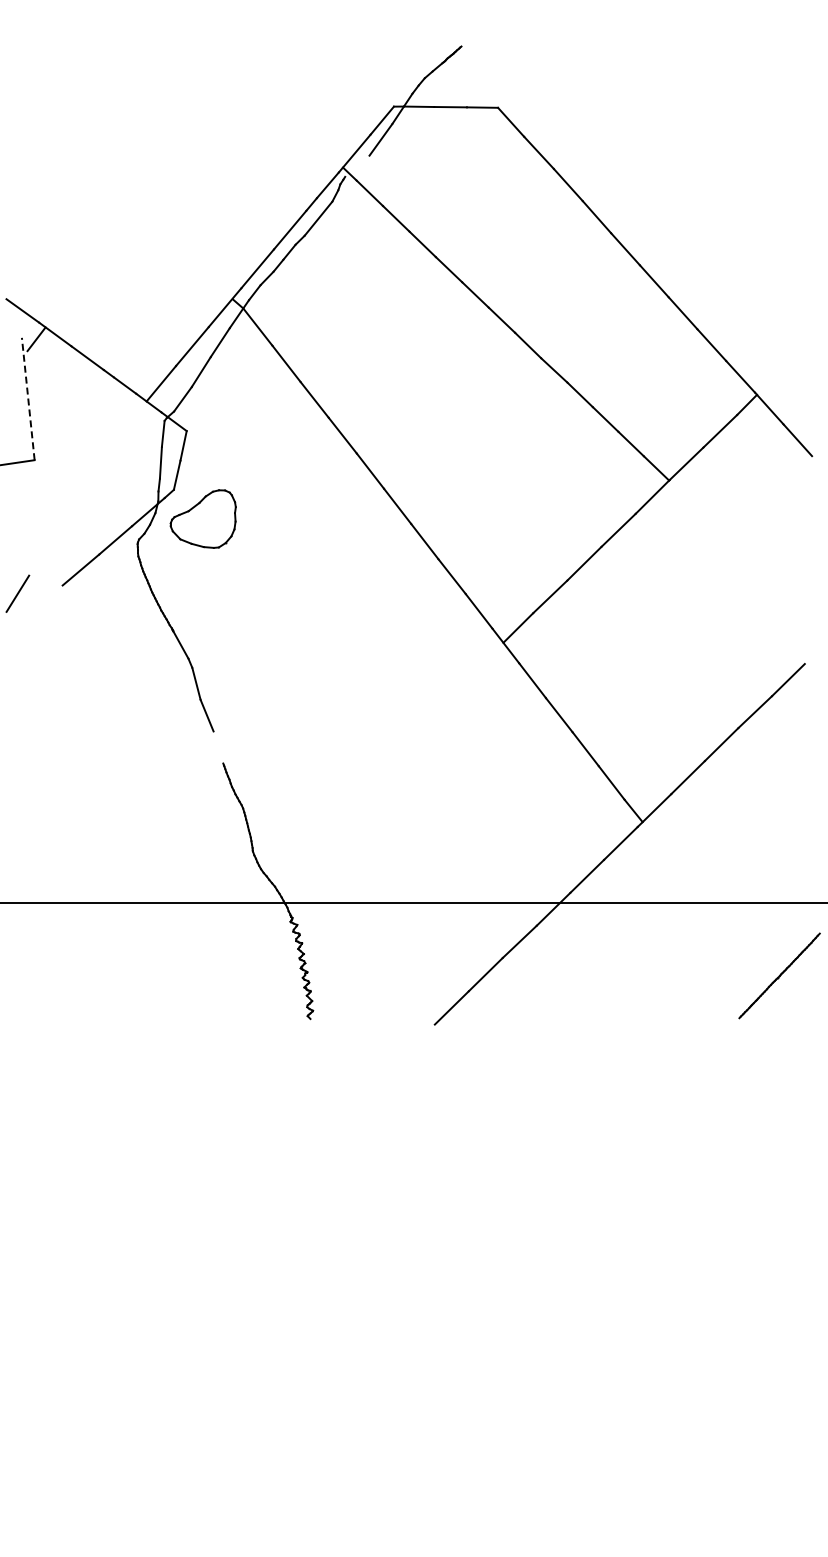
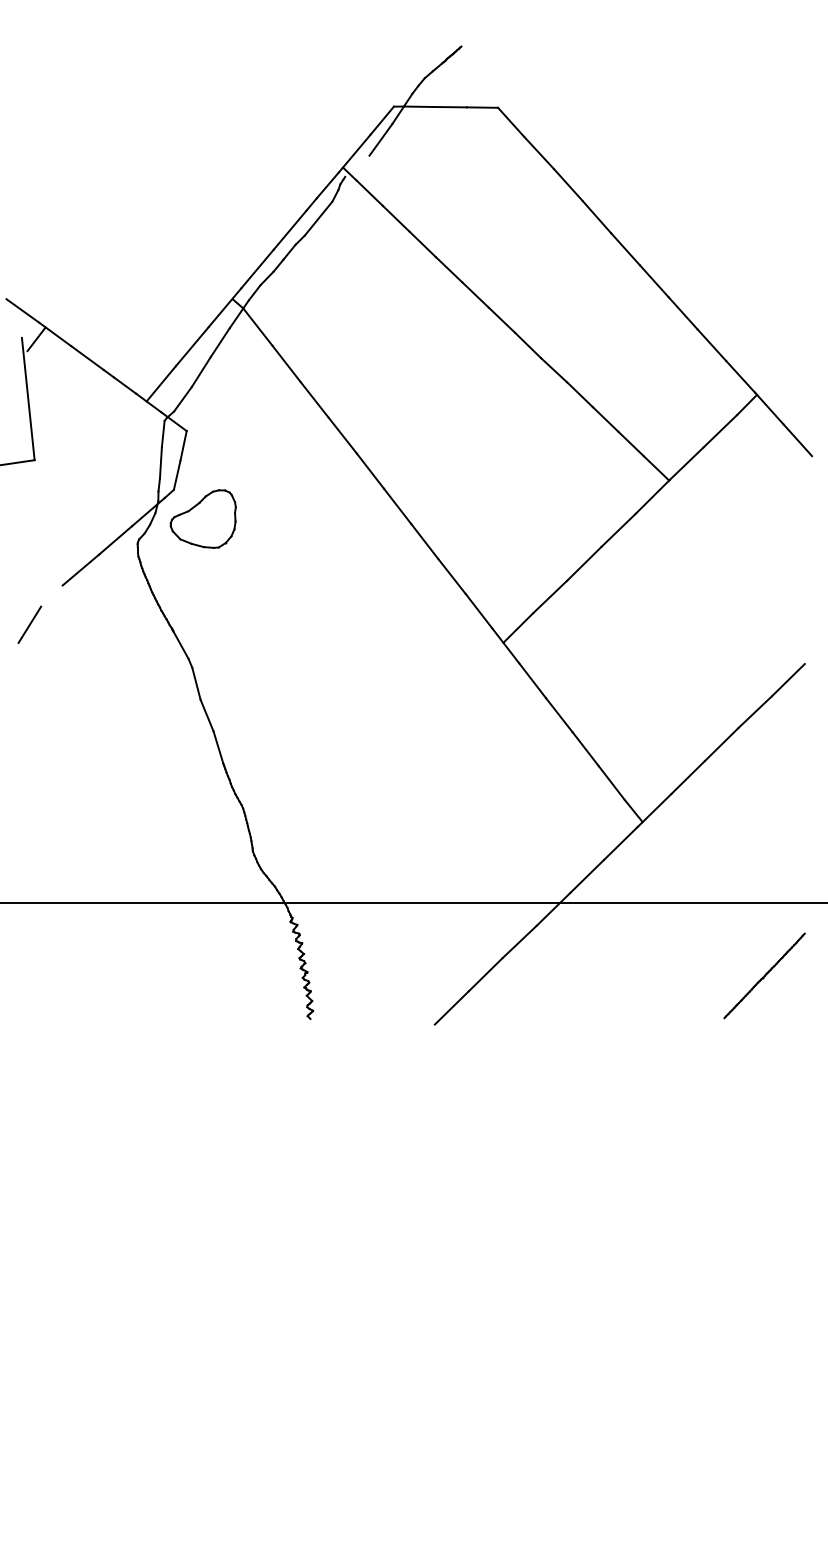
line: dashed -> solid (28, 398)
line position: (17, 593) -> (29, 624) (29, 624)
line: none -> present (218, 747)
line position: (779, 975) -> (764, 975) (764, 975)
